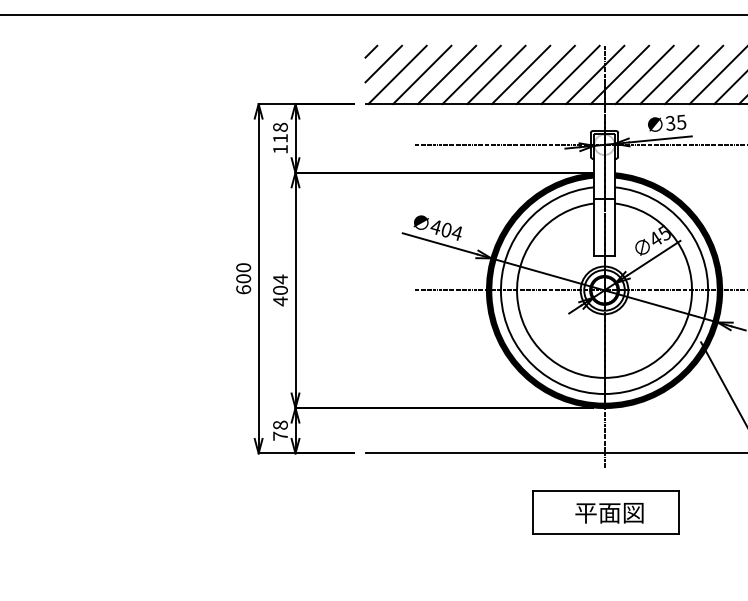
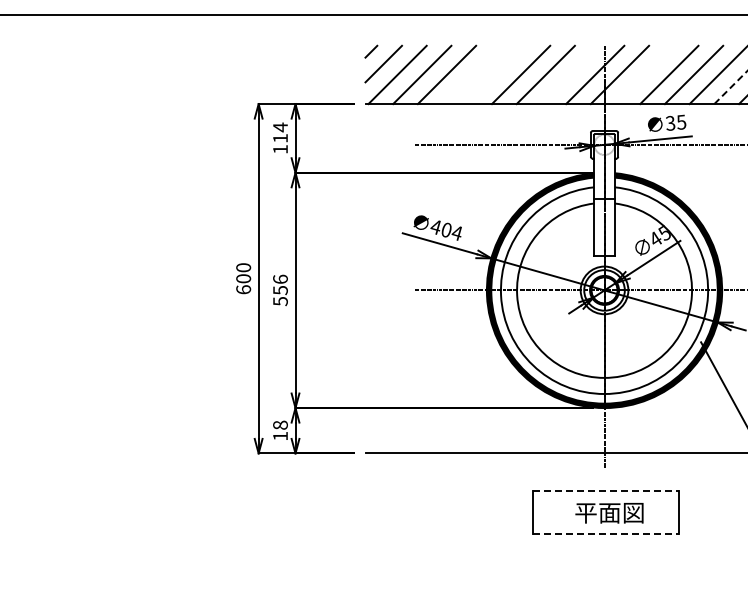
line: present -> none (471, 74)
line: present -> none (496, 74)
line: present -> none (570, 74)
line: present -> none (644, 74)
line: solid -> dashed (731, 87)
text: 118 -> 114 (280, 127)
text: 404 -> 556 (280, 290)
text: 78 -> 18 (280, 435)
line: solid -> dashed (606, 490)
line: solid -> dashed (606, 534)
